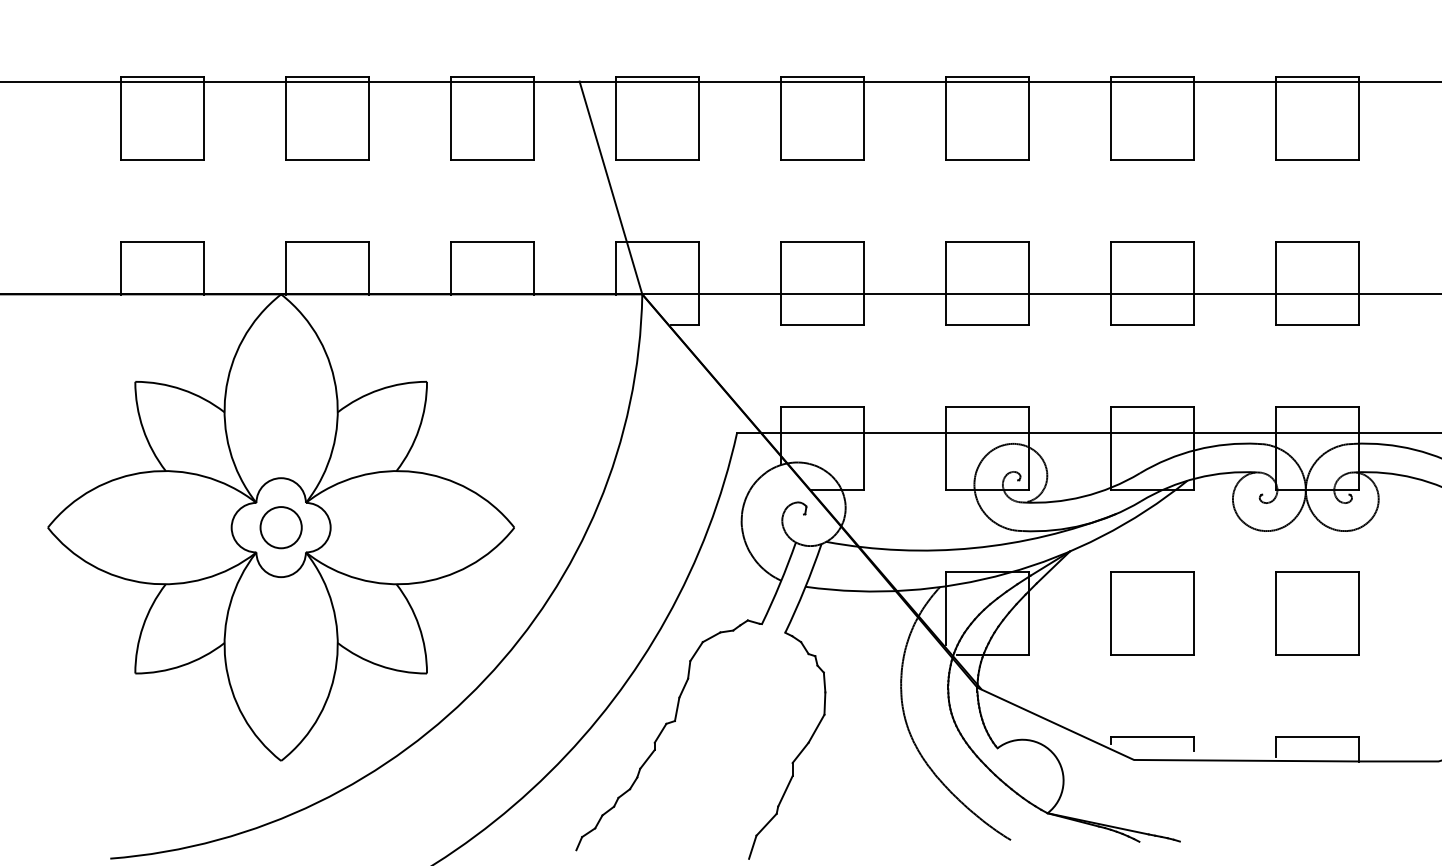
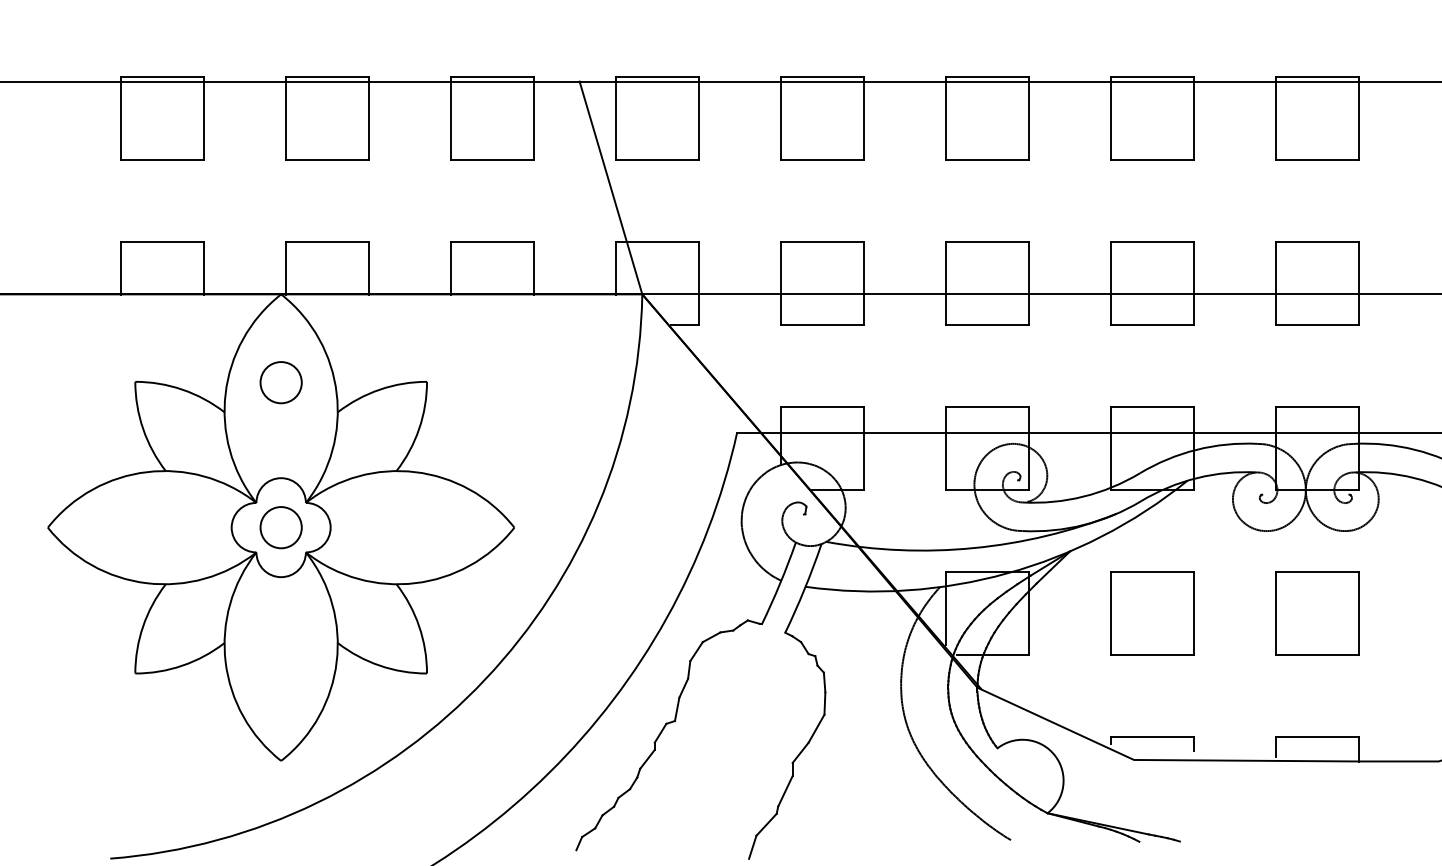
circle: none -> present (280, 382)
